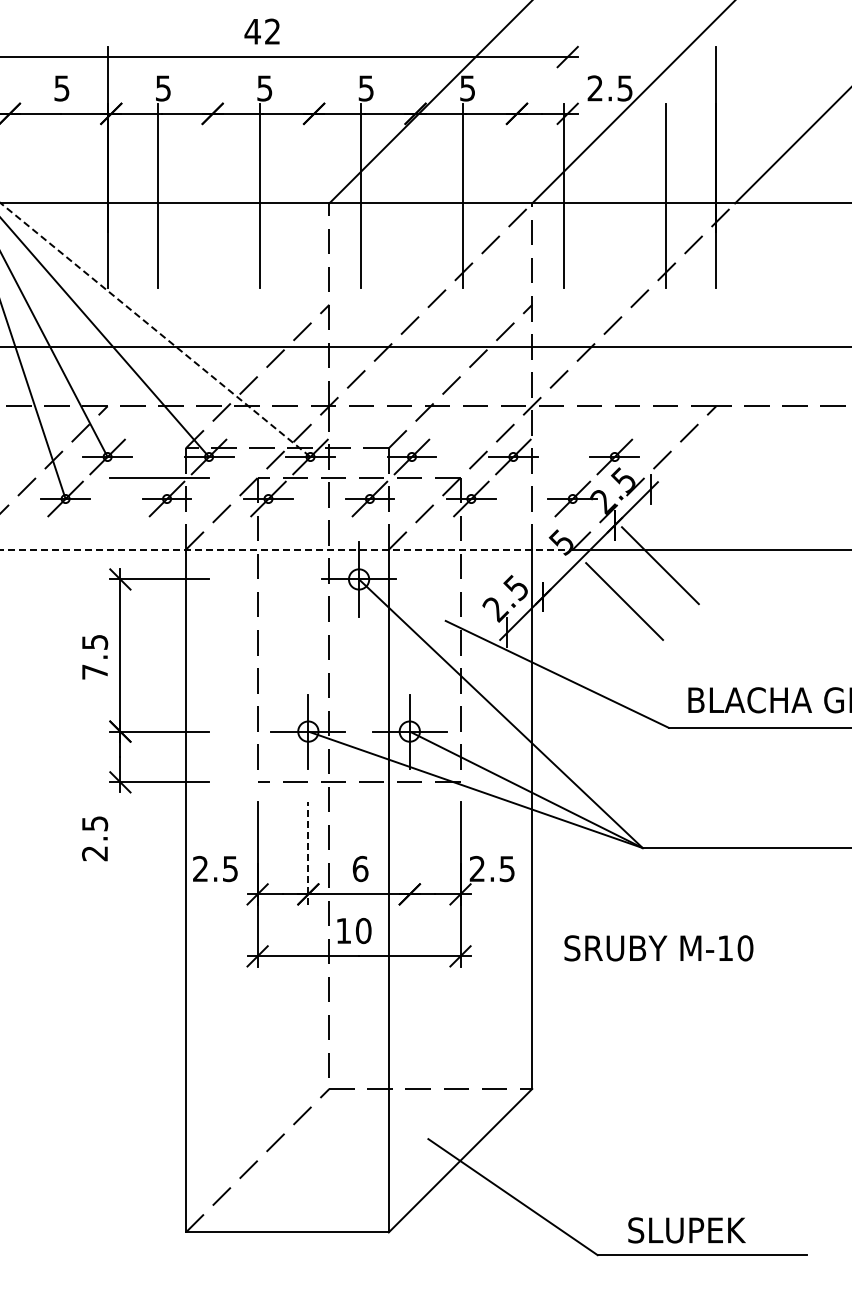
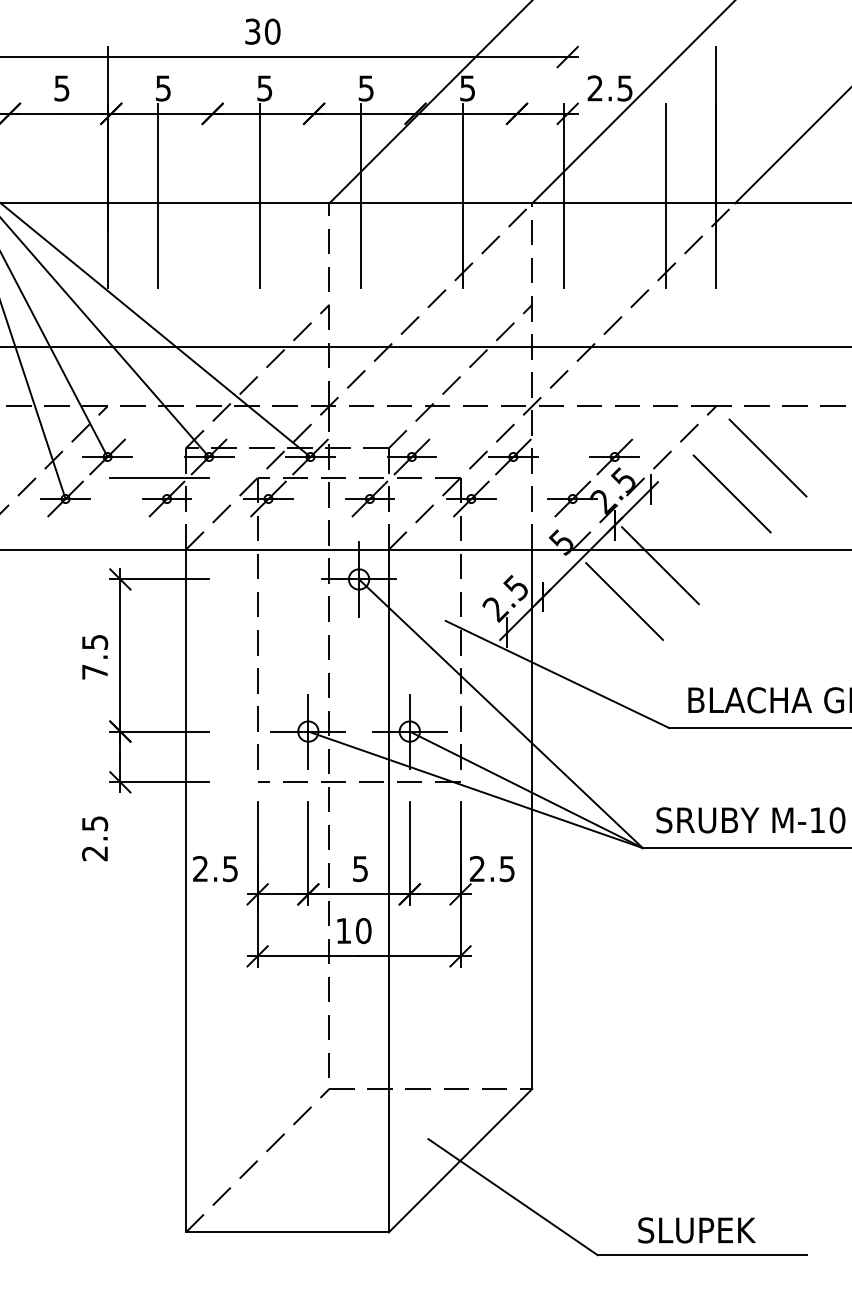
text: 42 -> 30 (262, 31)
line: dashed -> solid (155, 330)
line: none -> present (767, 457)
line: none -> present (731, 493)
line: dashed -> solid (286, 549)
line: dashed -> solid (308, 852)
line: none -> present (409, 852)
text: 6 -> 5 (360, 868)
text position: (658, 948) -> (750, 820) (750, 820)
text position: (686, 1230) -> (696, 1230) (696, 1230)
